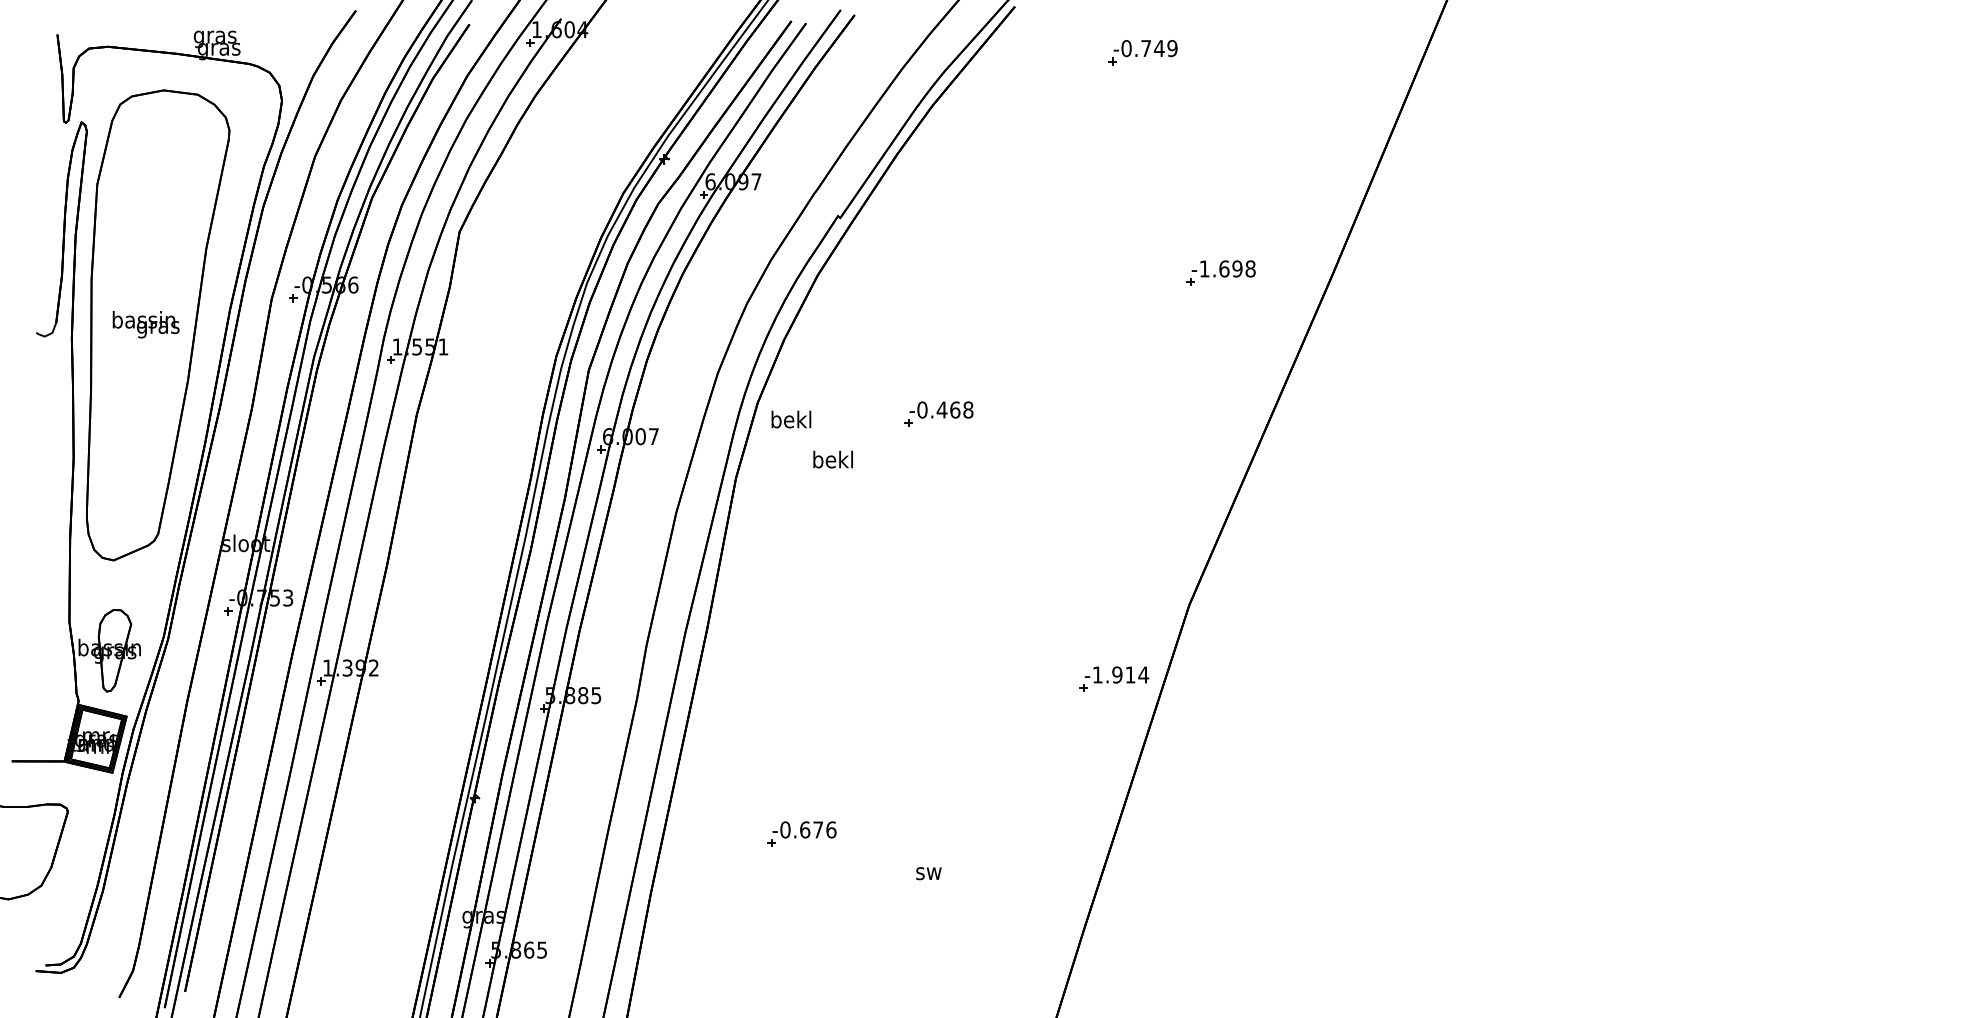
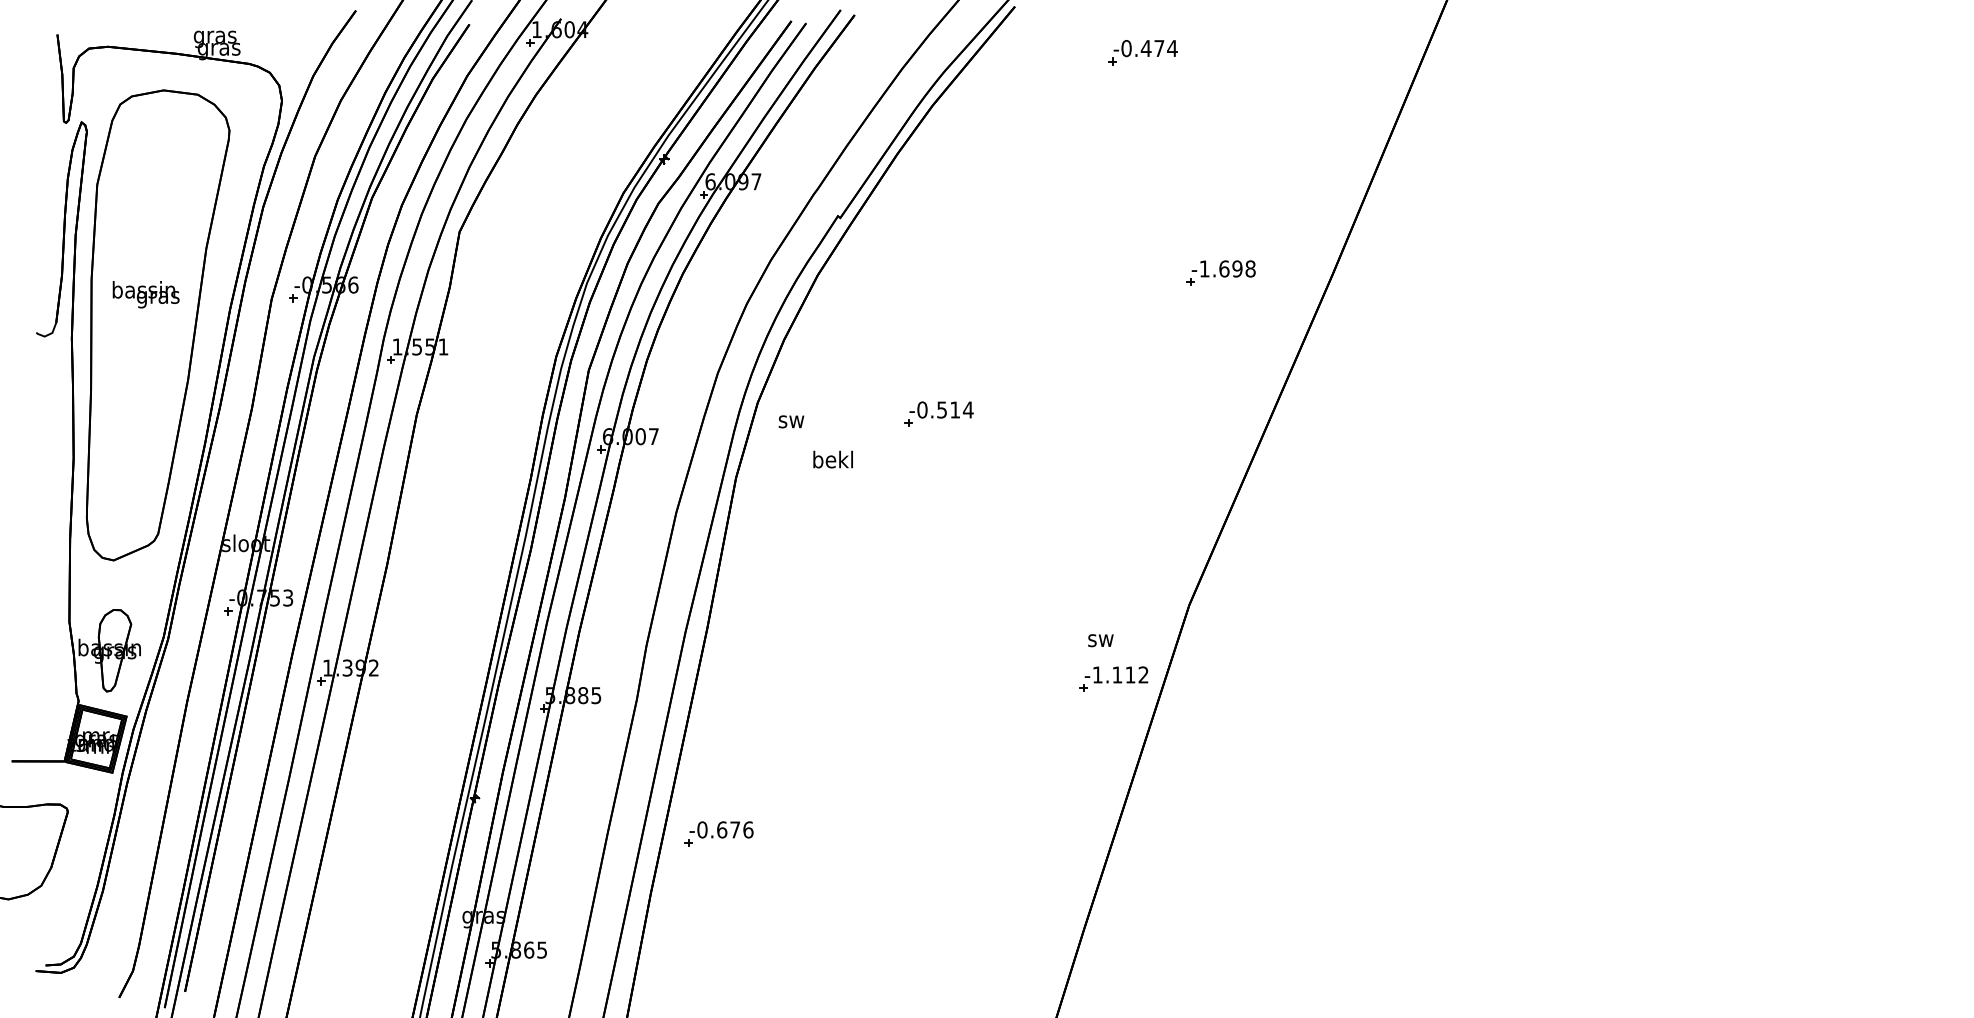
text: -0.749 -> -0.474 (1158, 48)
text position: (145, 324) -> (145, 294) (145, 294)
text: -0.468 -> -0.514 (954, 409)
text: bekl -> sw (791, 419)
text: -1.914 -> -1.112 (1130, 674)
part position: (801, 833) -> (718, 833) (718, 833)
text position: (928, 873) -> (1100, 640) (1100, 640)
